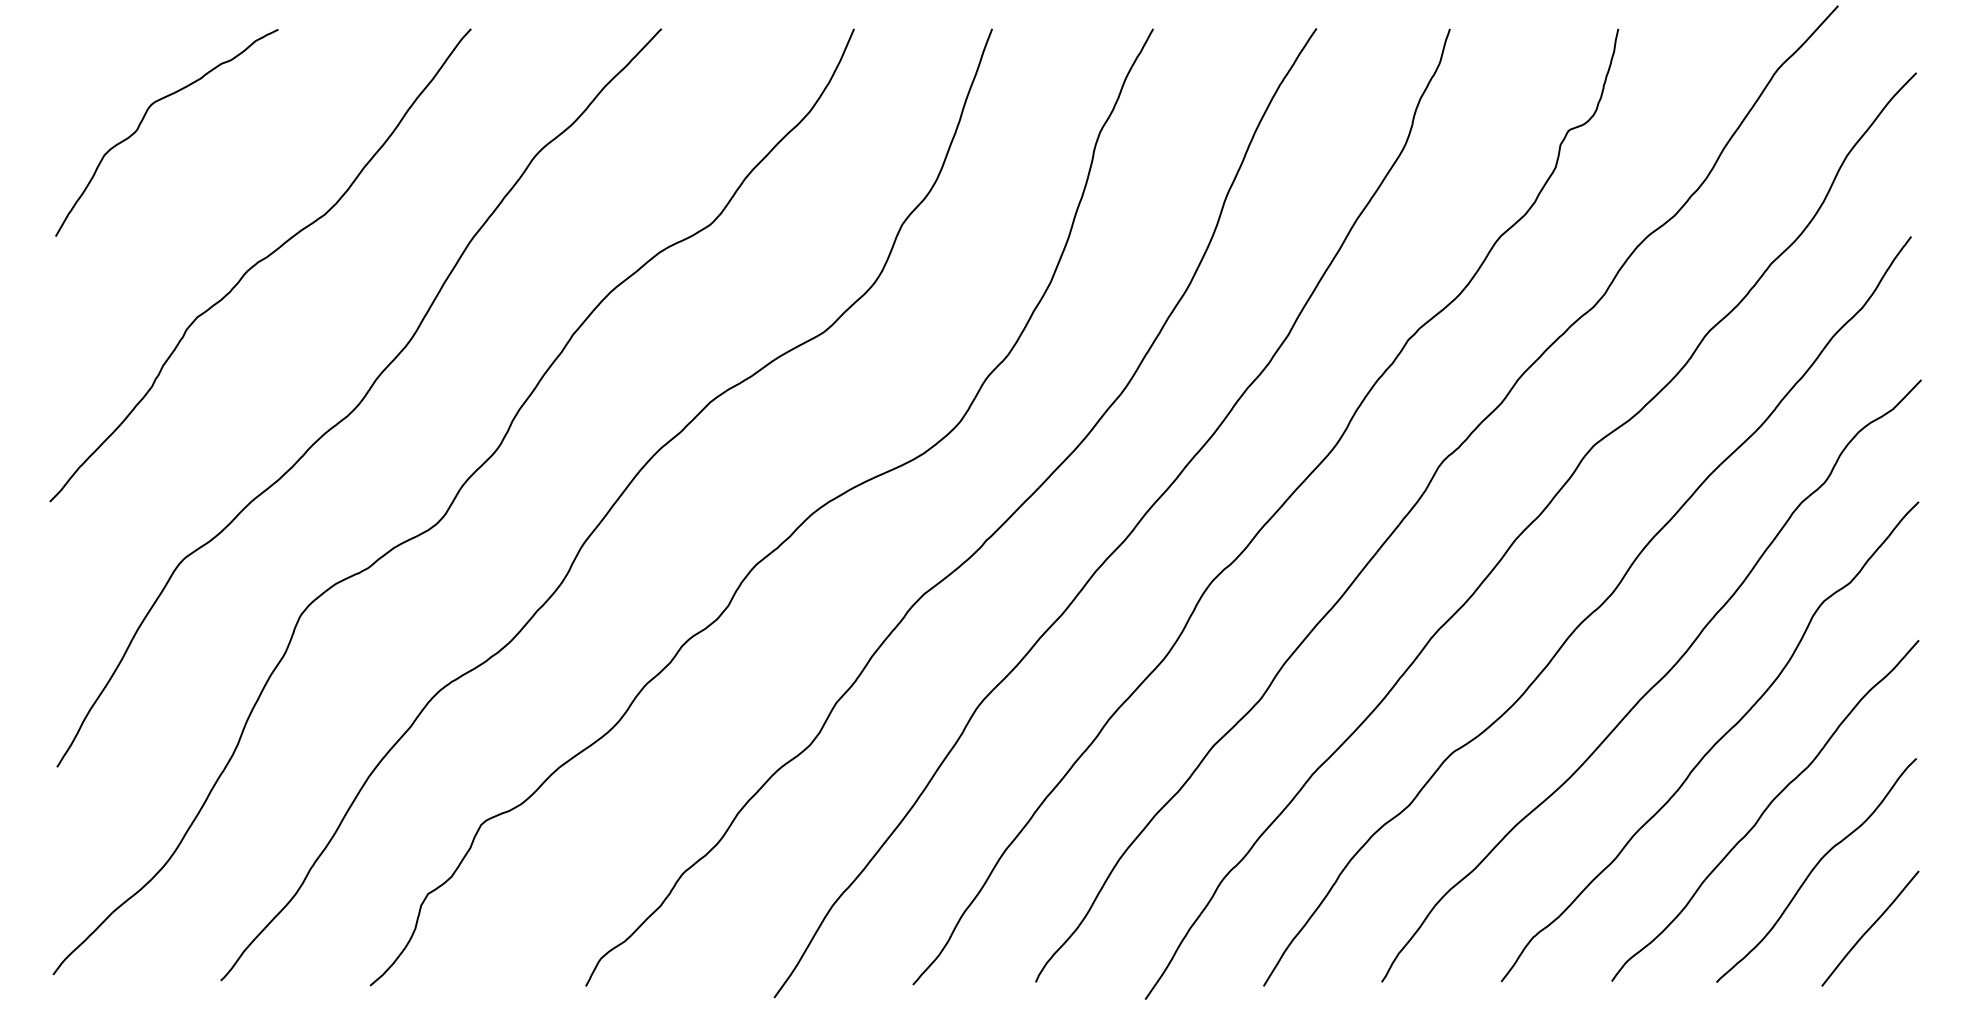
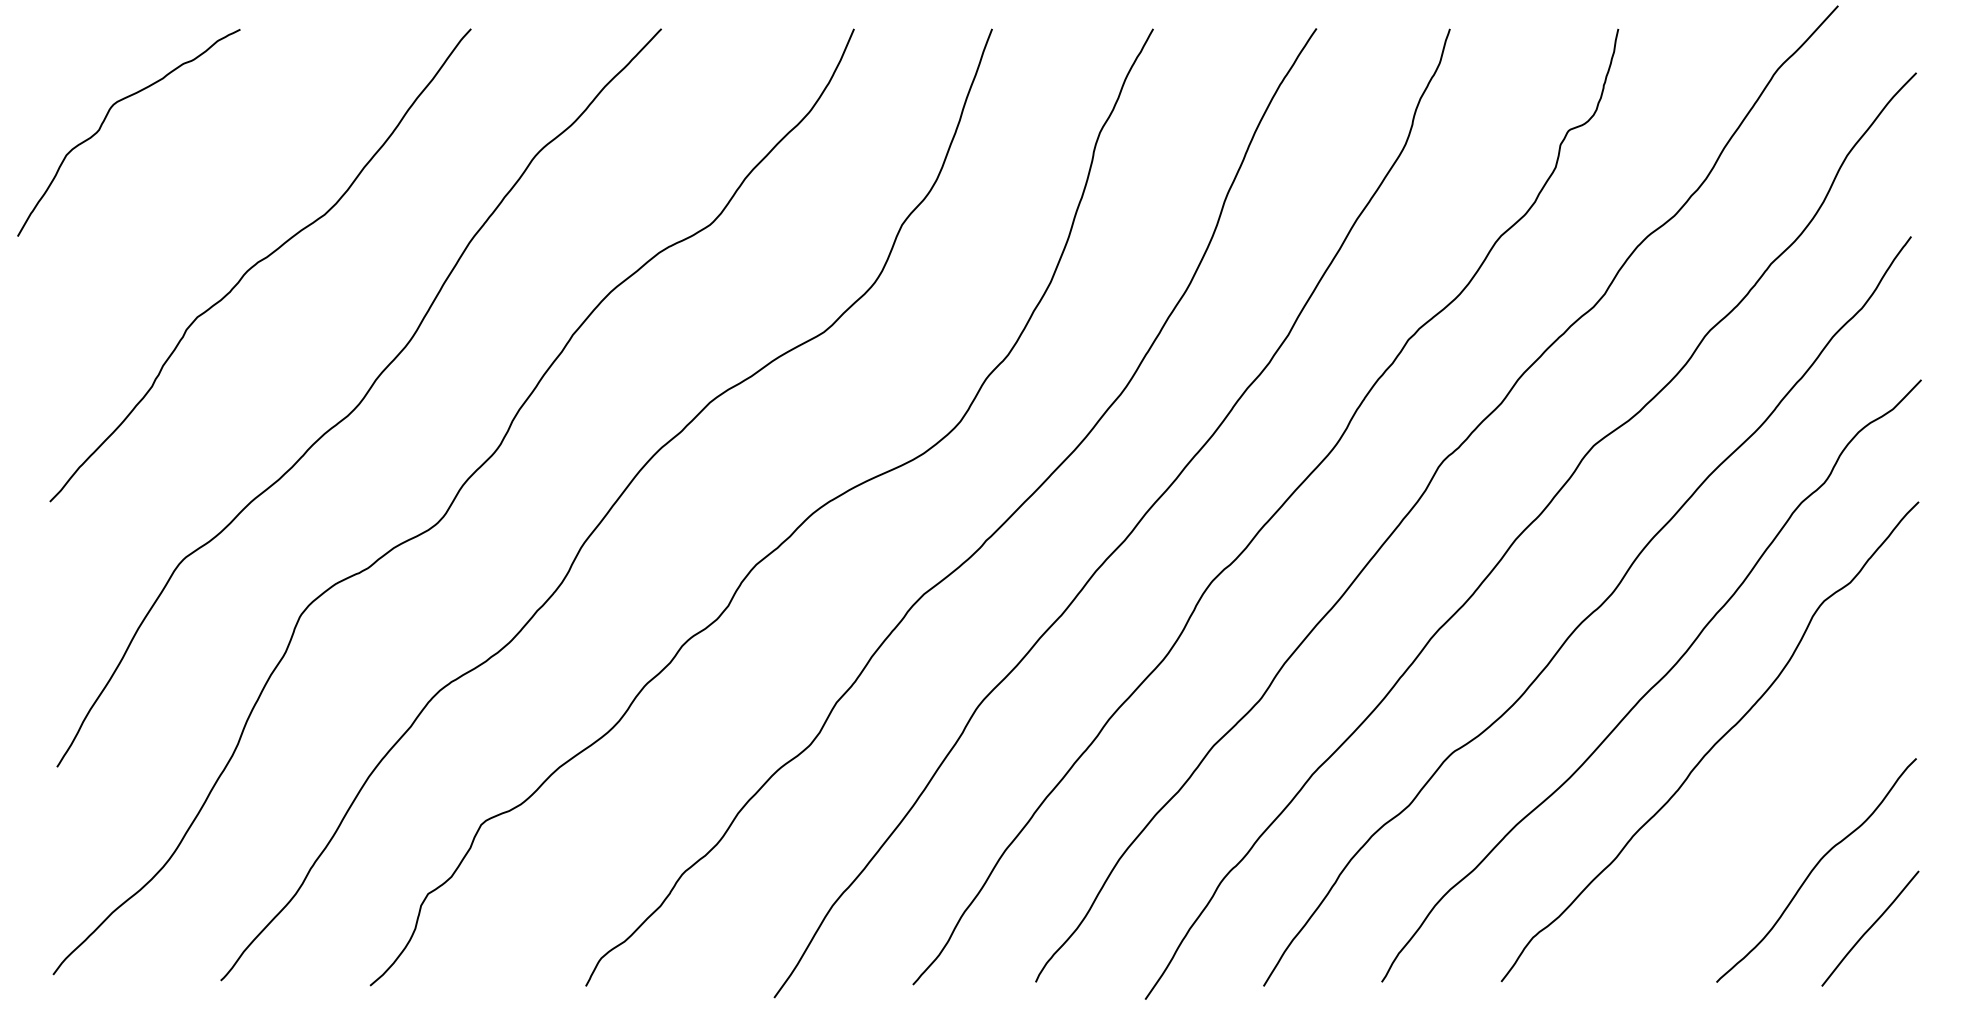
curve position: (143, 120) -> (105, 120) (105, 120)
curve: present -> none (1765, 810)
